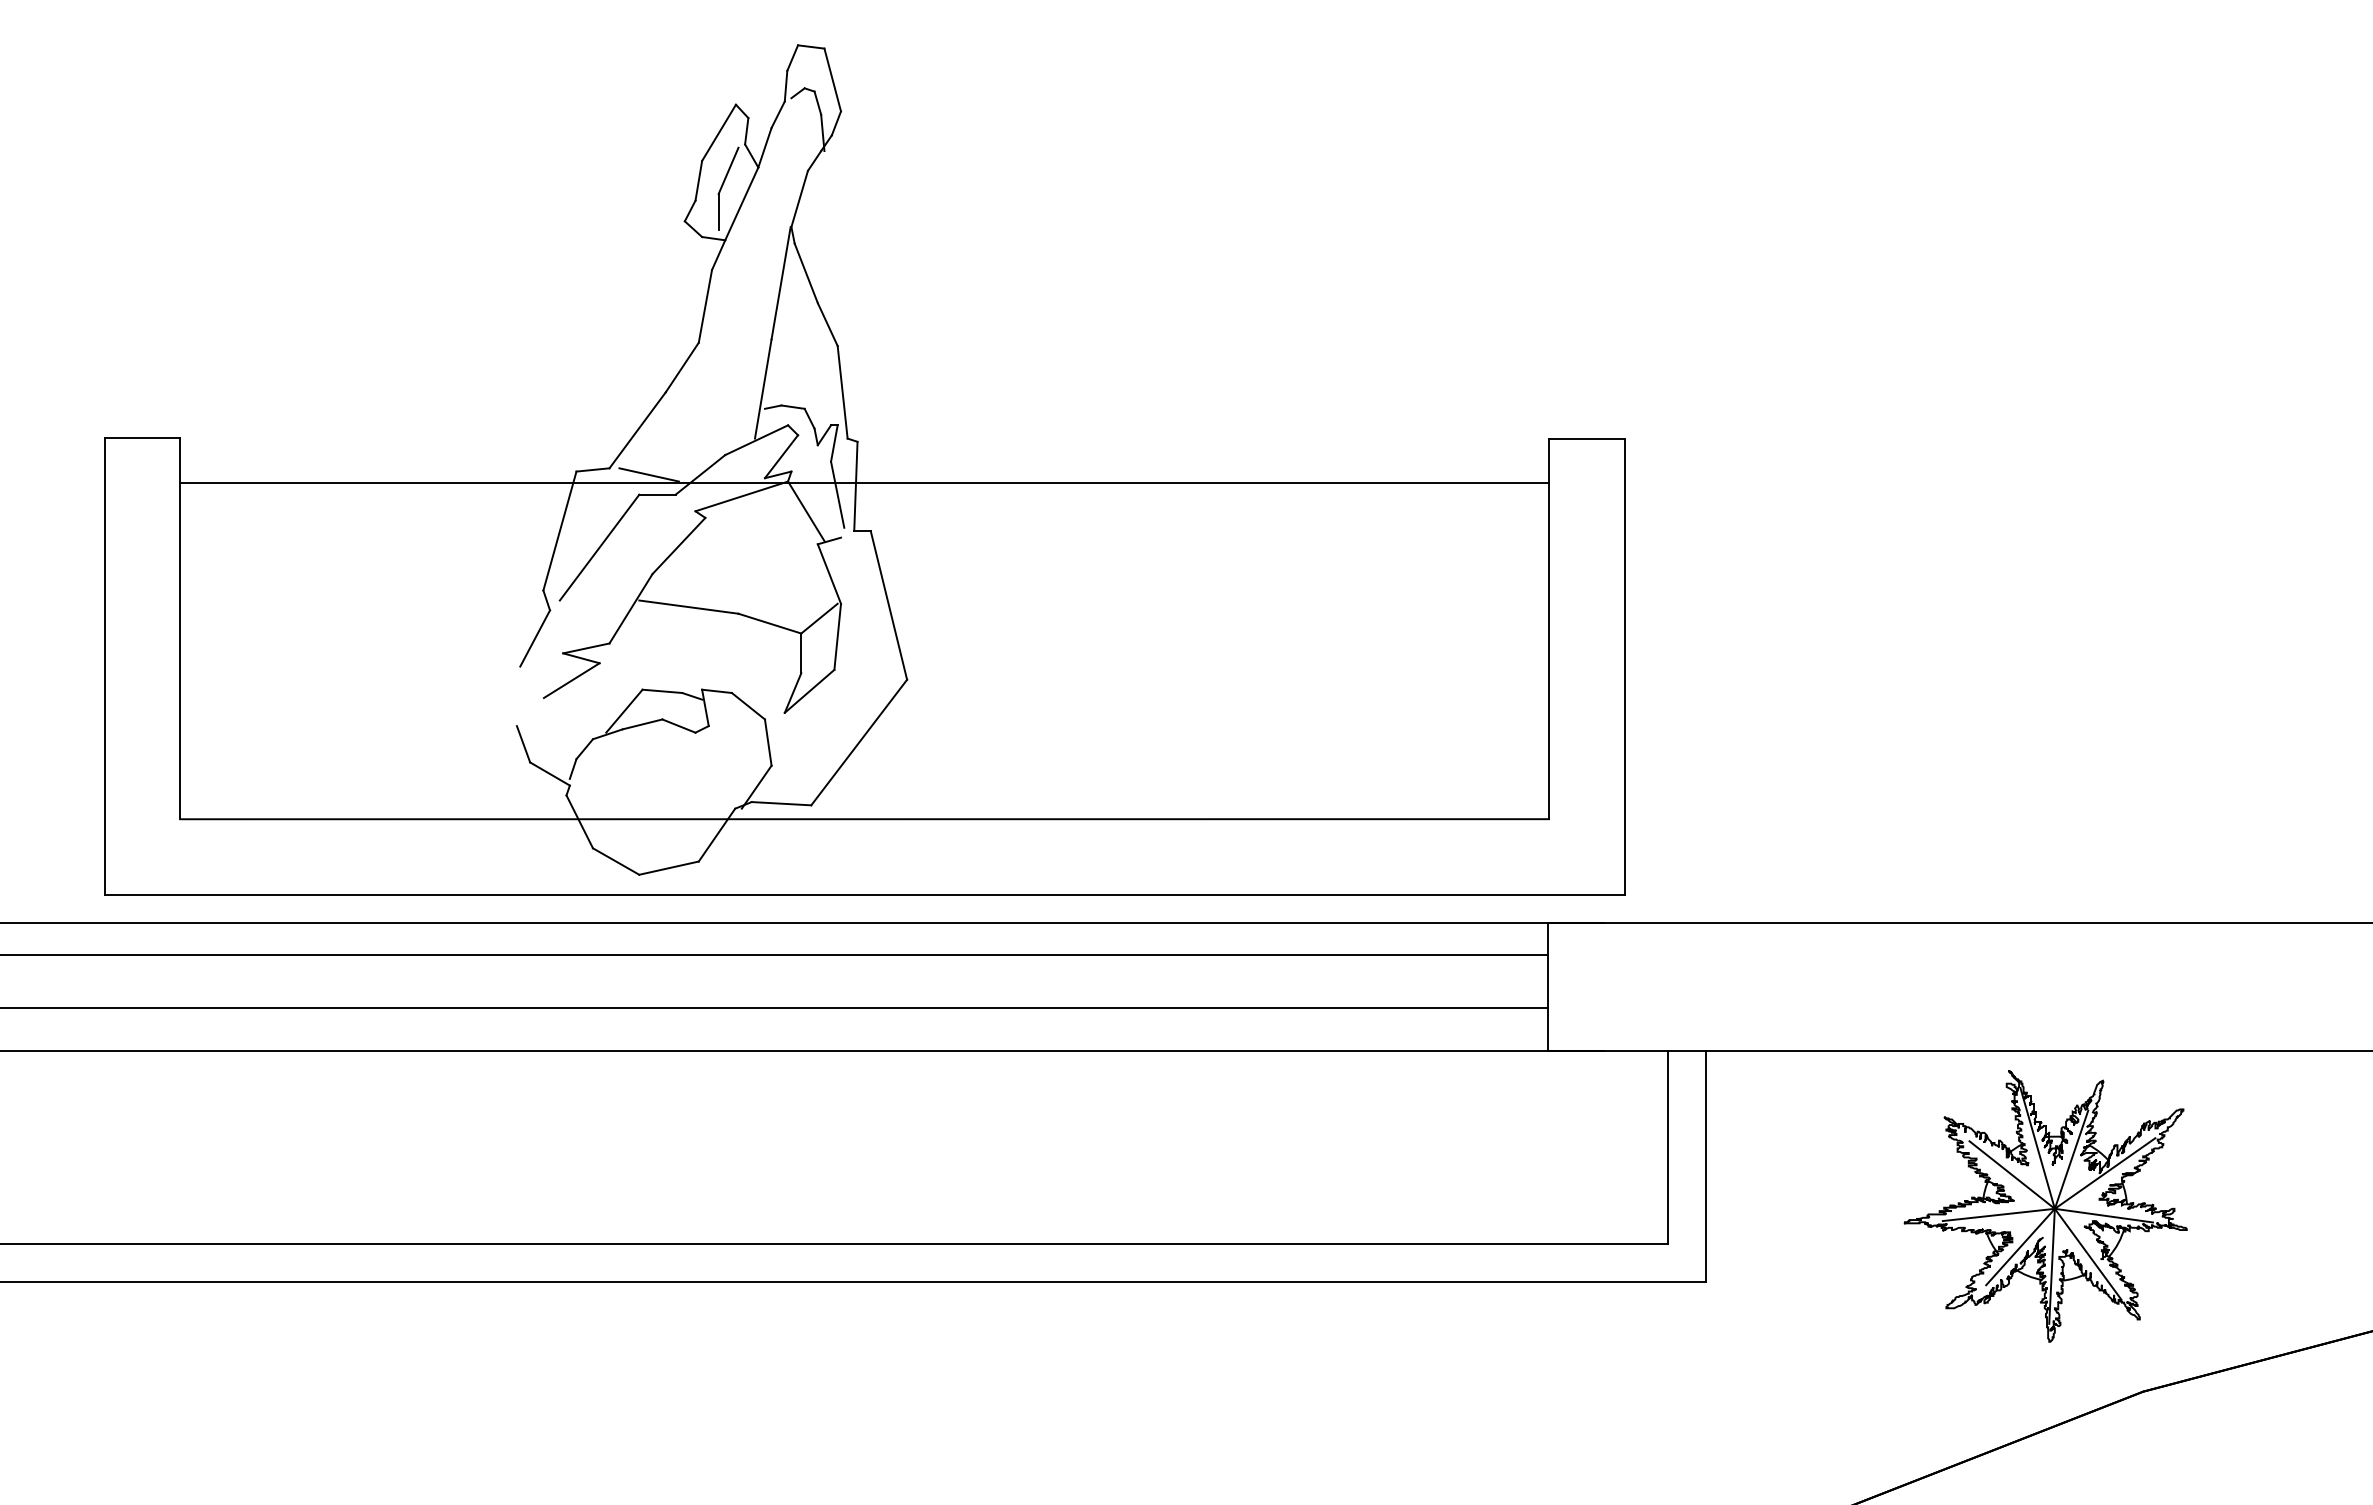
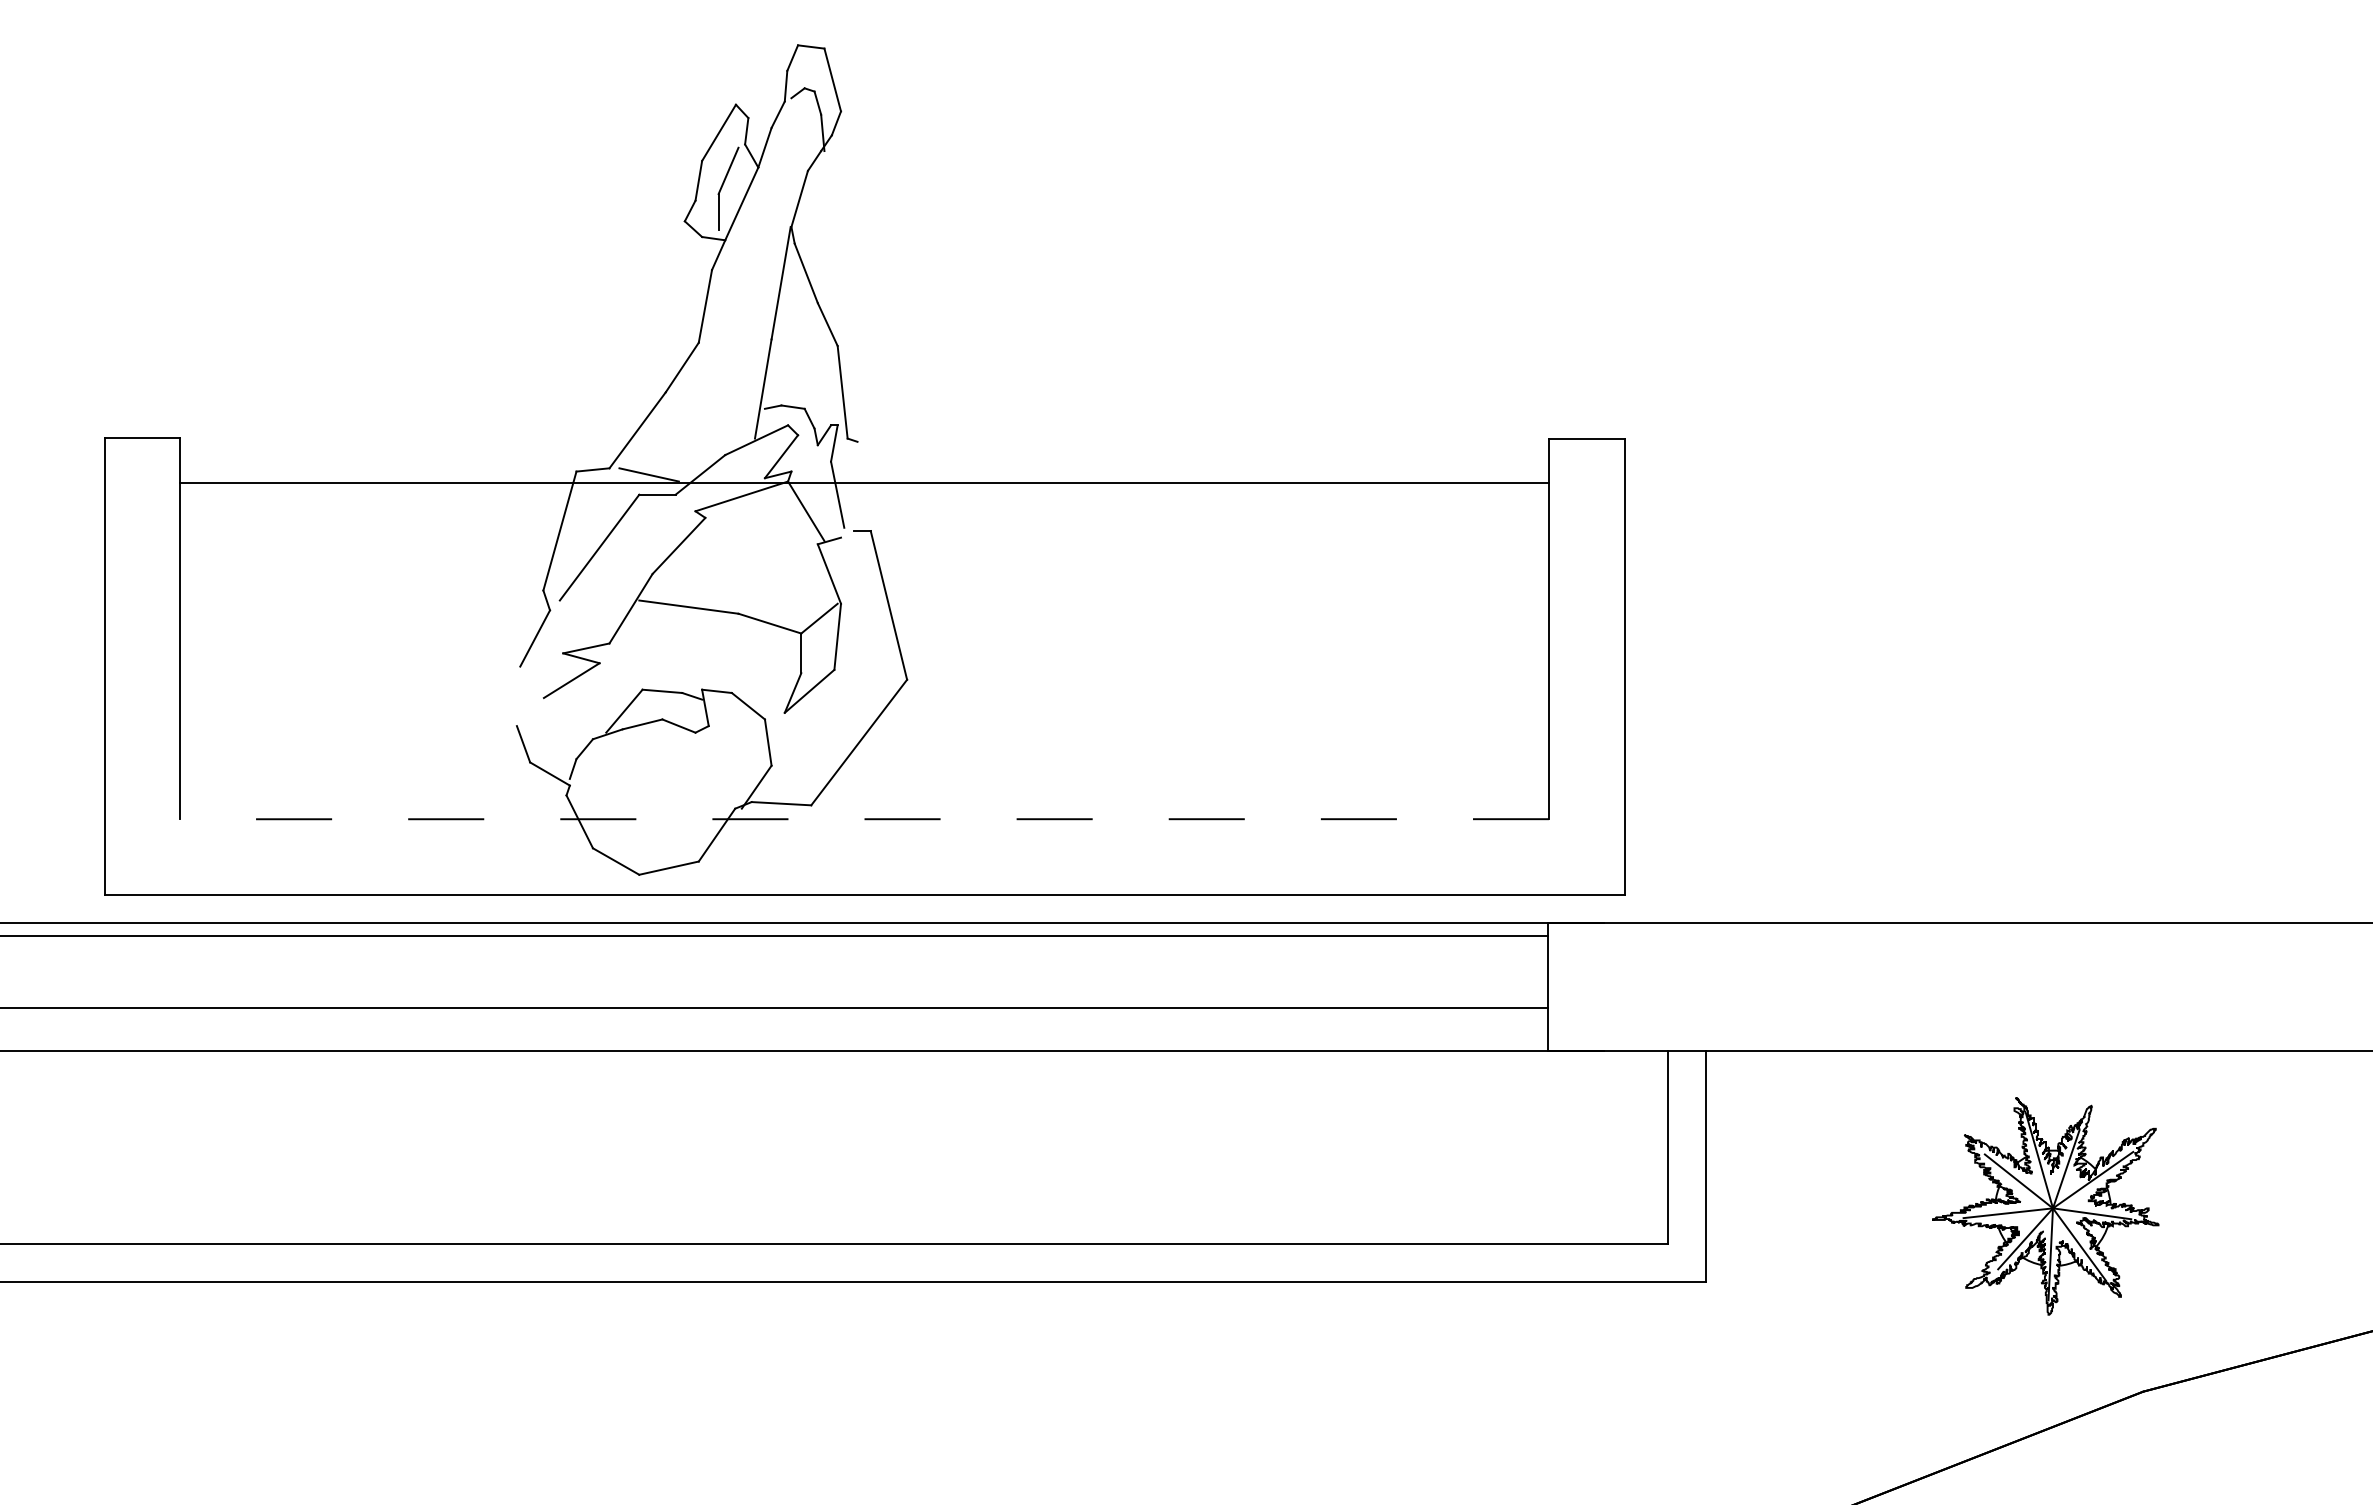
line: present -> none (855, 486)
line: solid -> dashed (864, 819)
line position: (774, 955) -> (774, 936) (774, 936)
part size: 285x273 px -> 228x219 px (2045, 1206)
